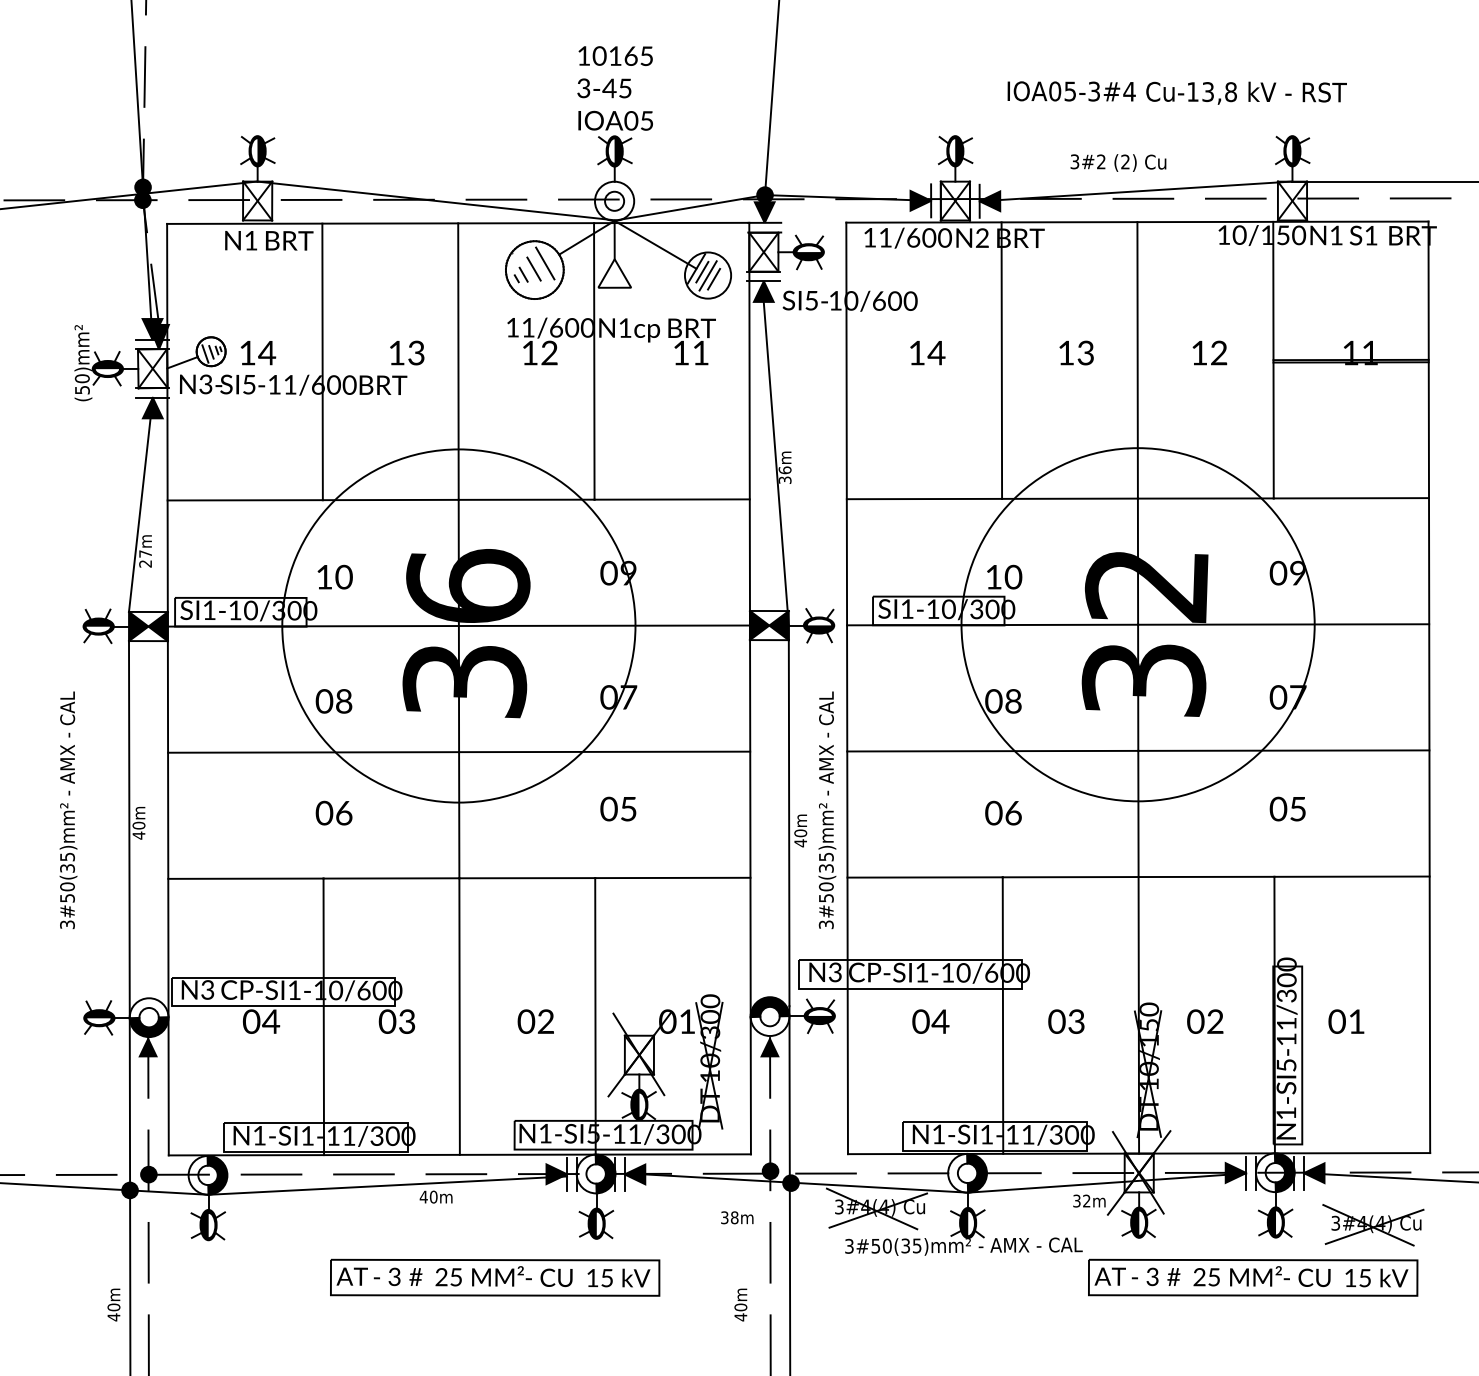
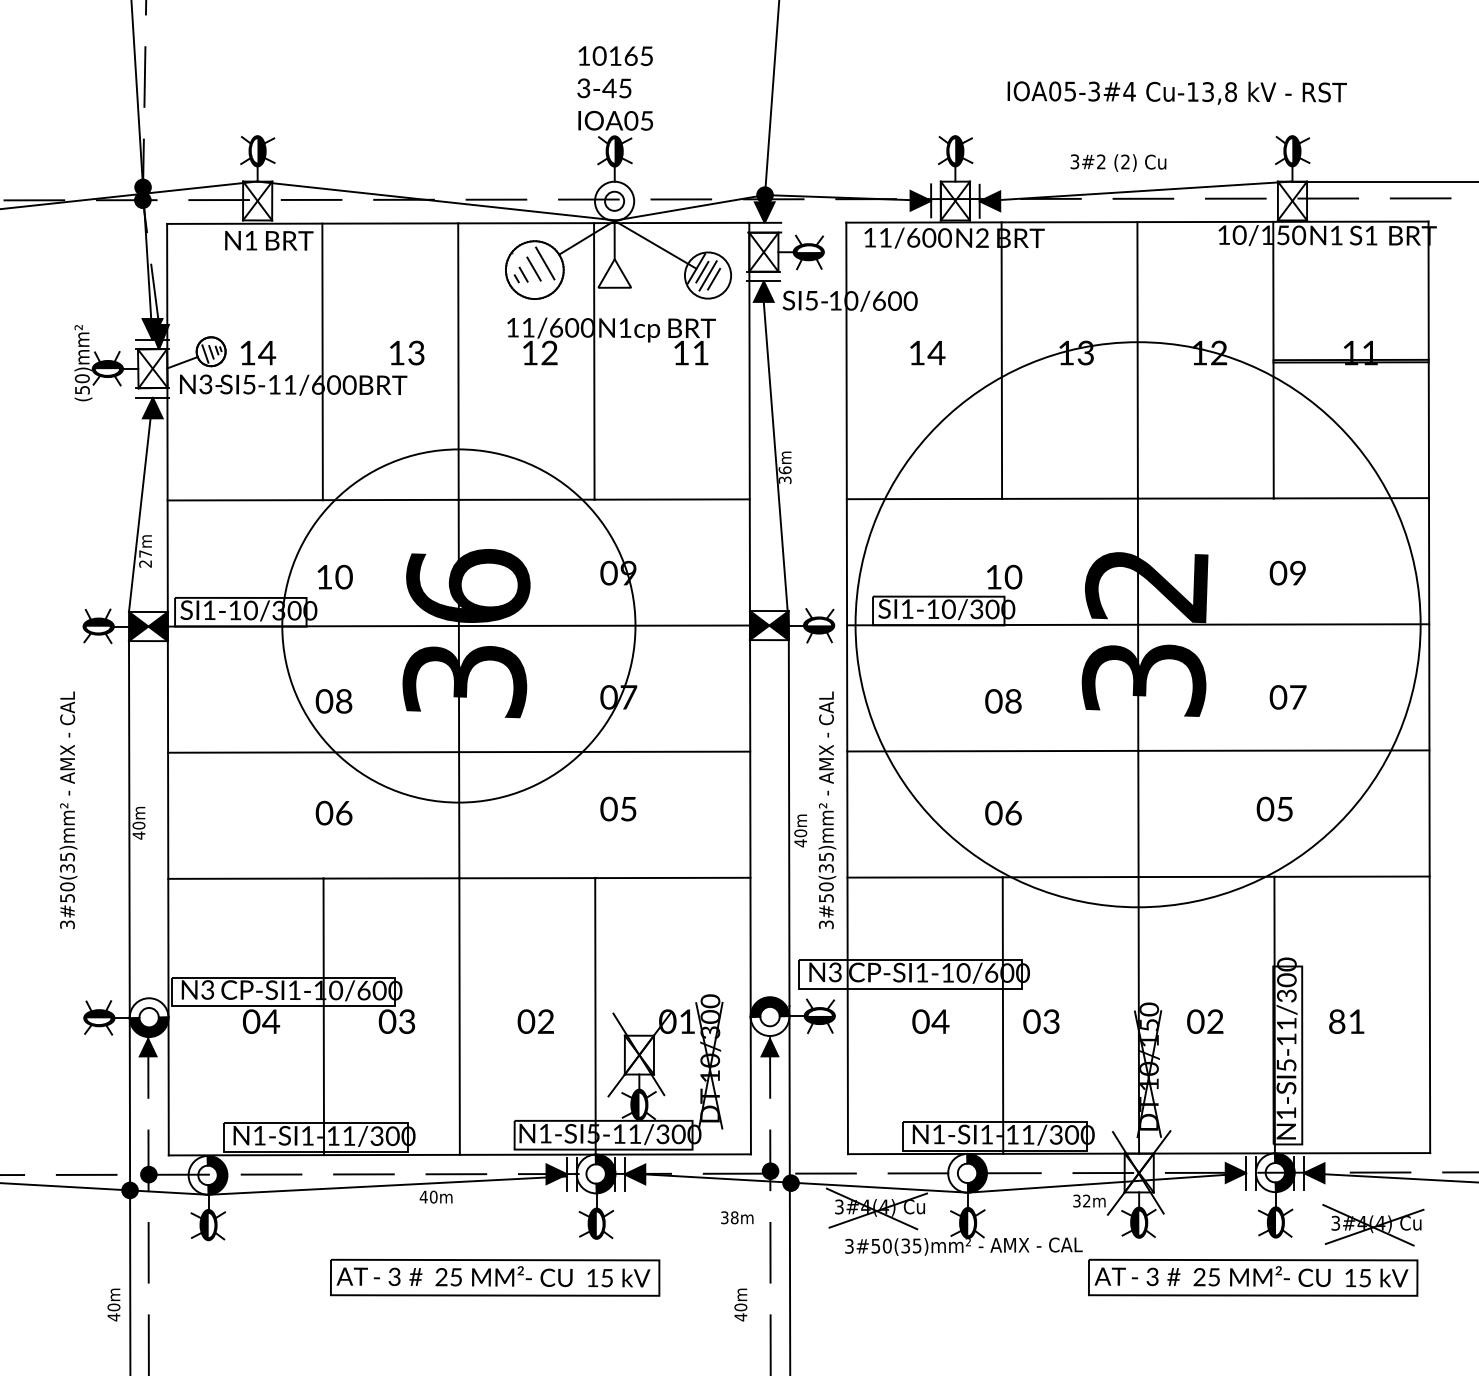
circle diameter: 353 px -> 565 px (1137, 624)
text position: (1287, 808) -> (1274, 808) (1274, 808)
text position: (1066, 1021) -> (1041, 1021) (1041, 1021)
text: 01 -> 81 (1336, 1021)
